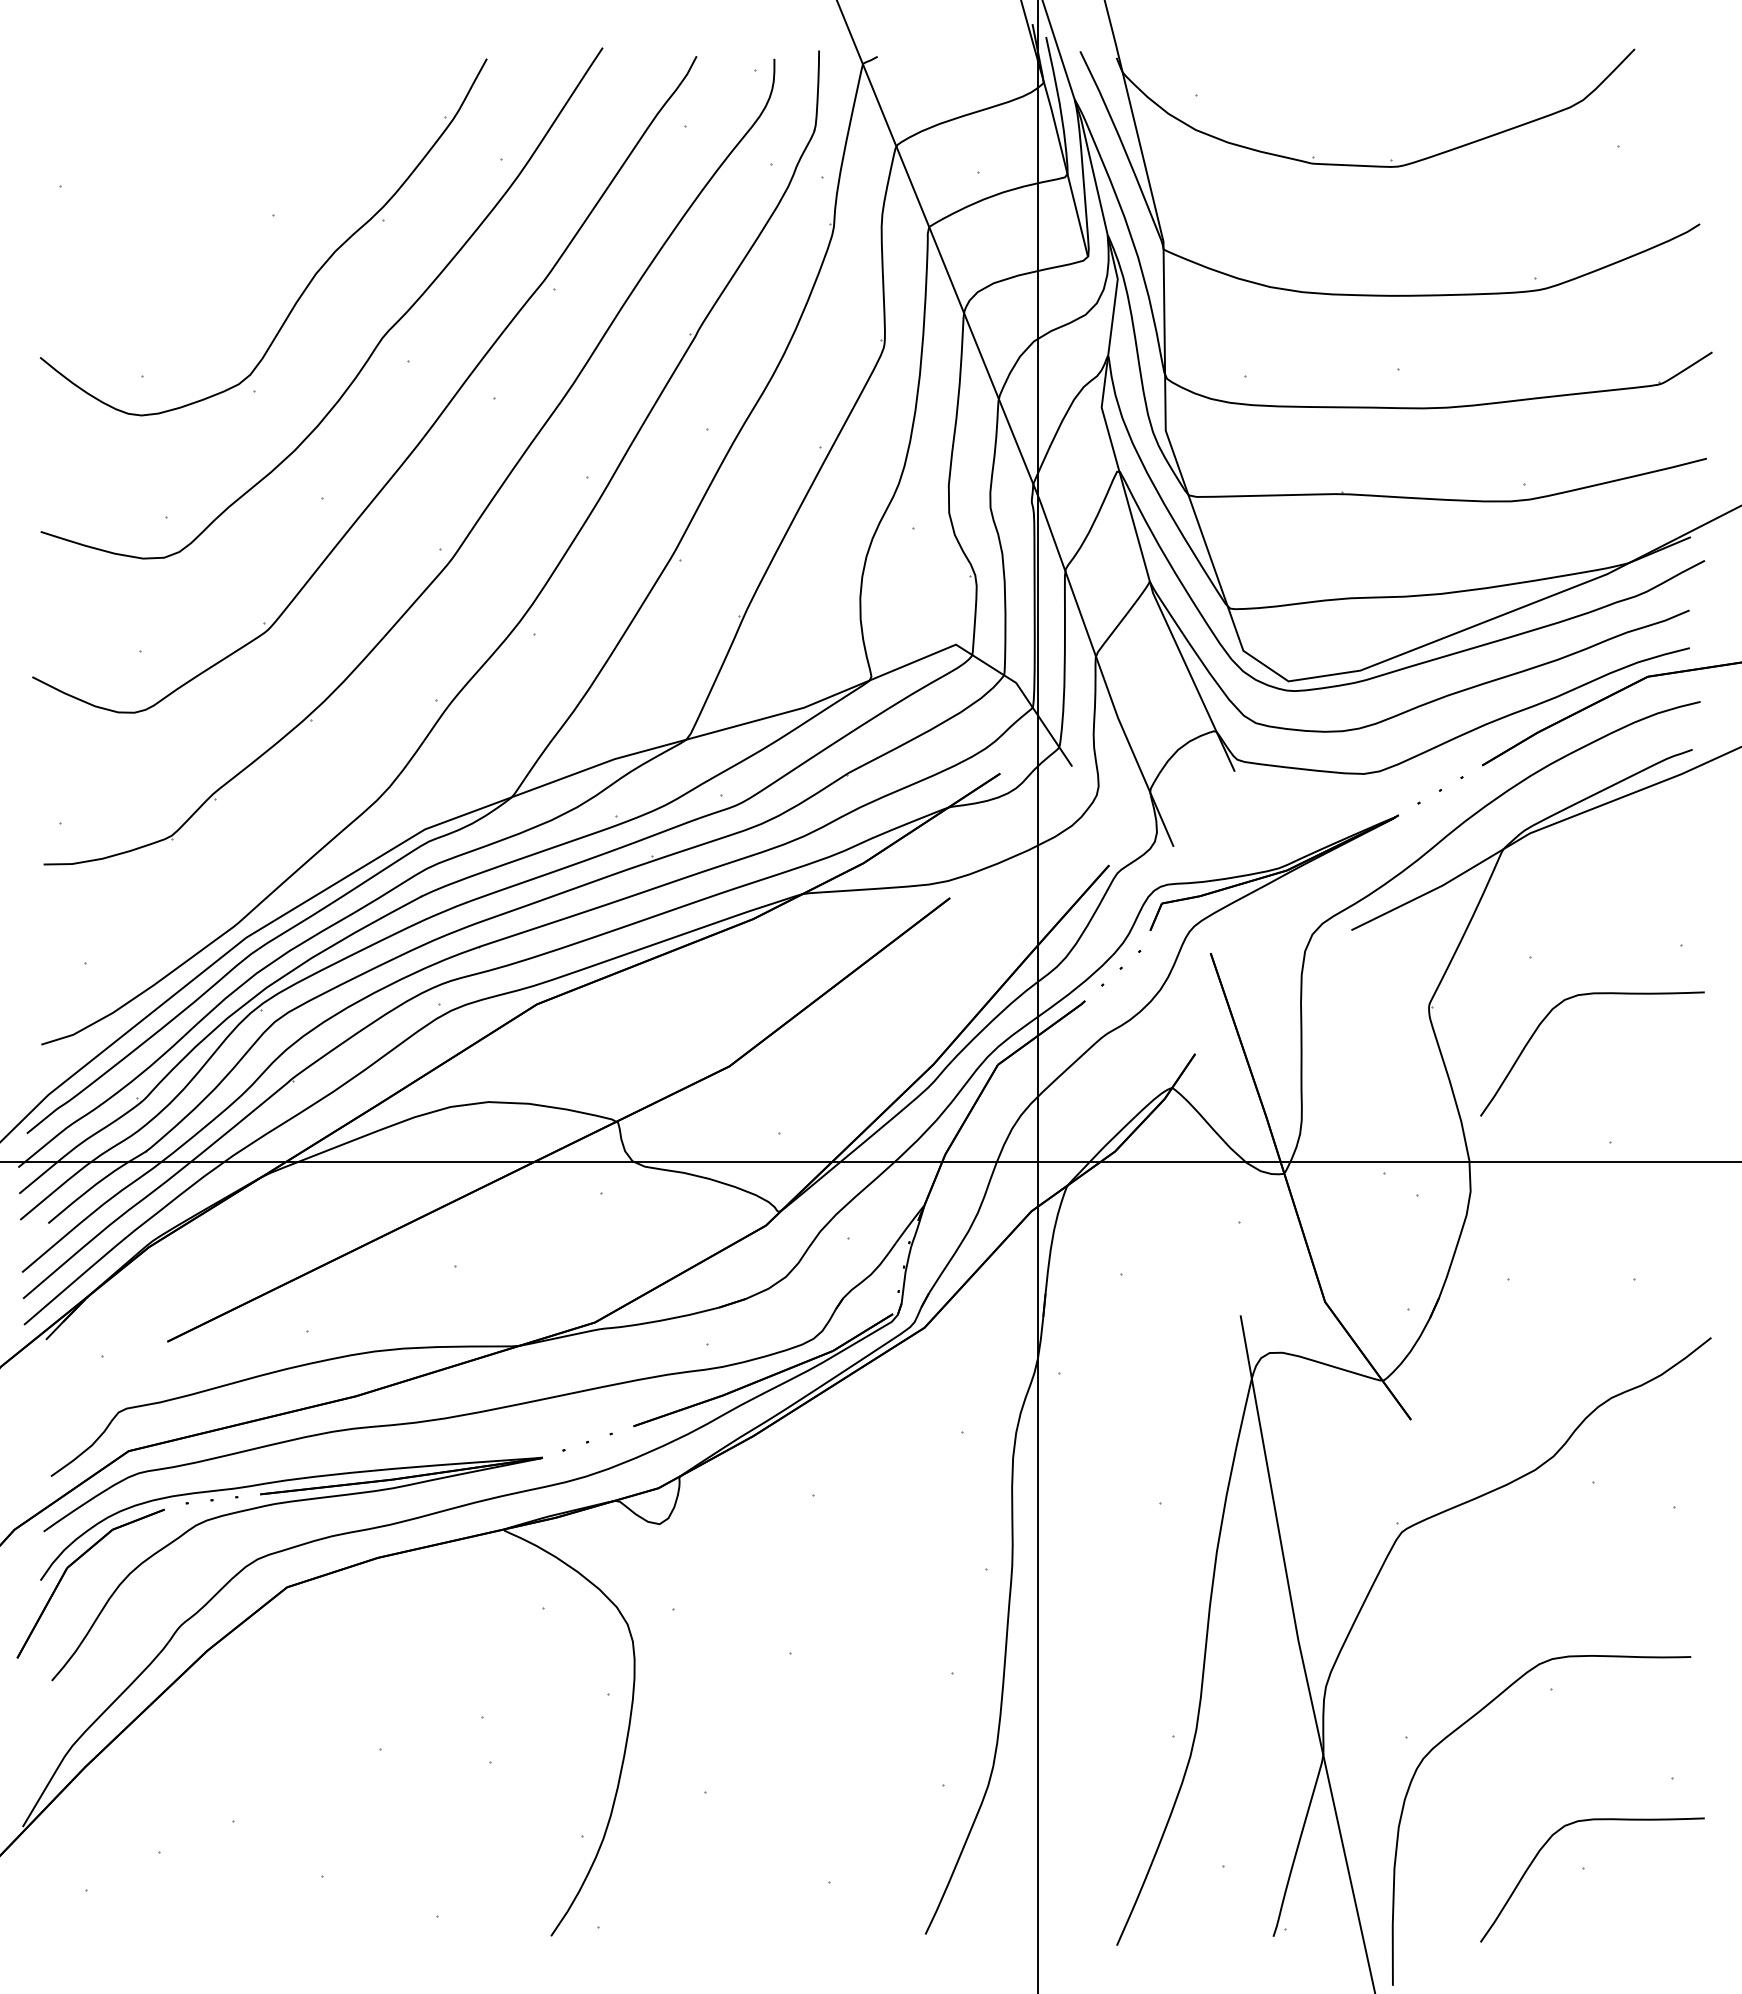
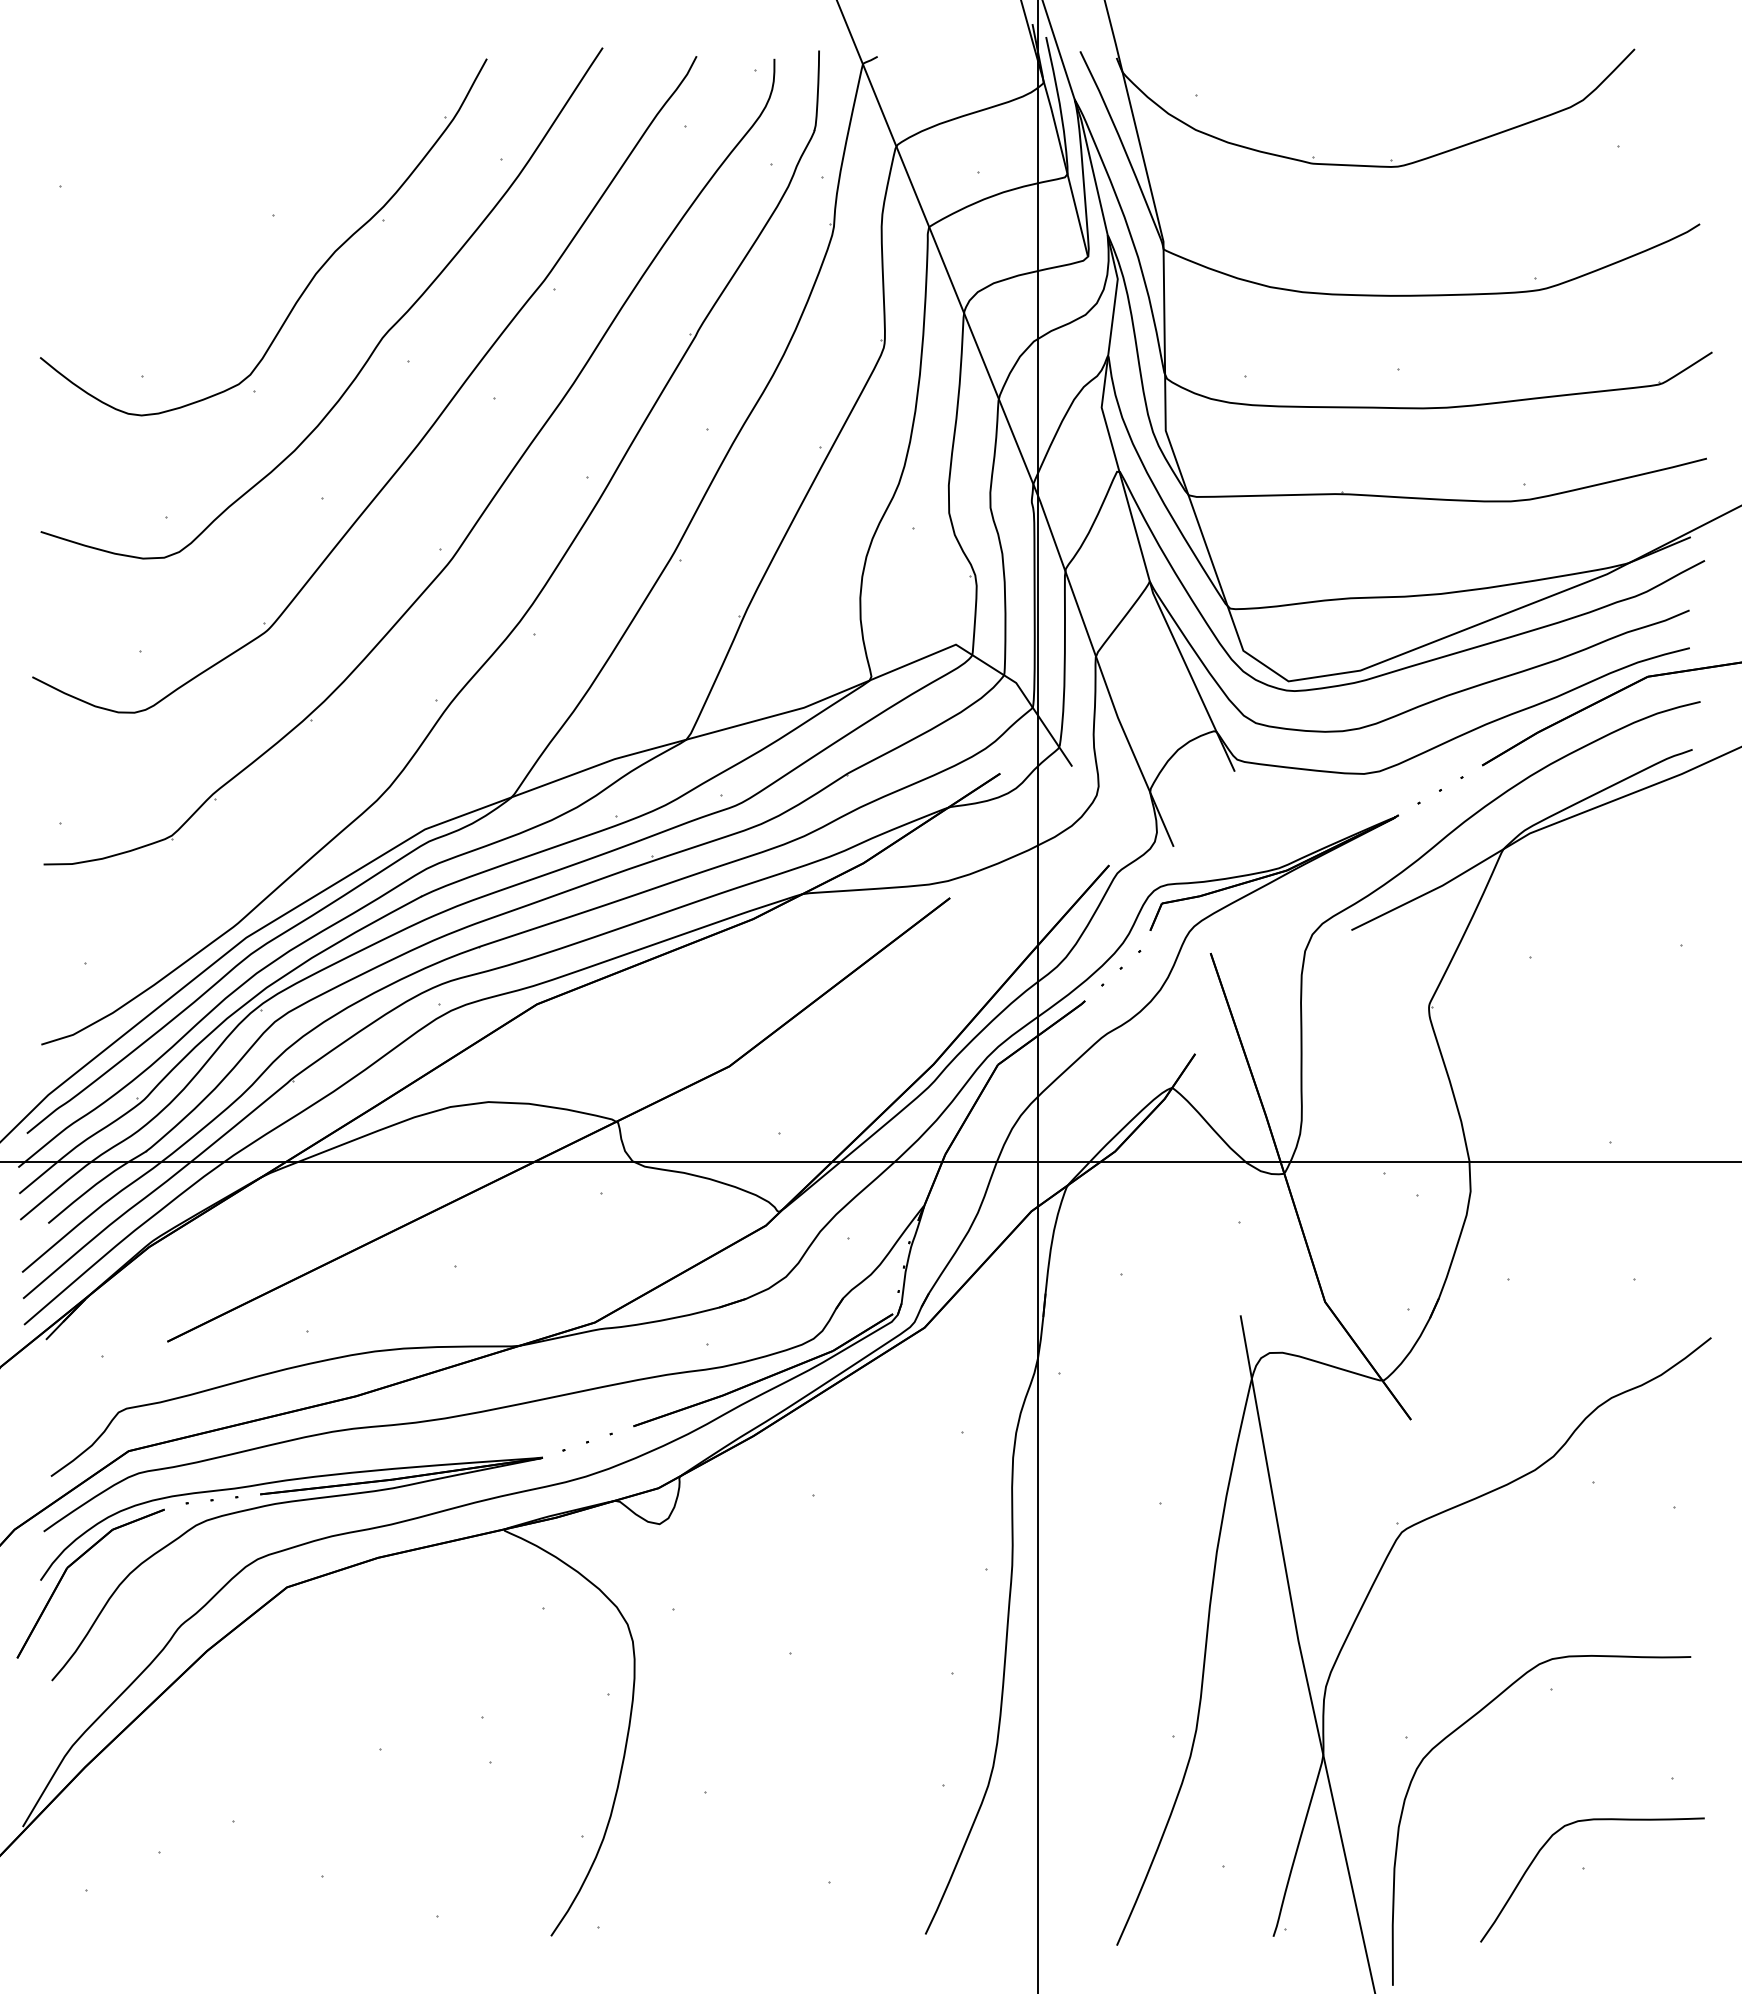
curve: present -> none (1550, 1013)
